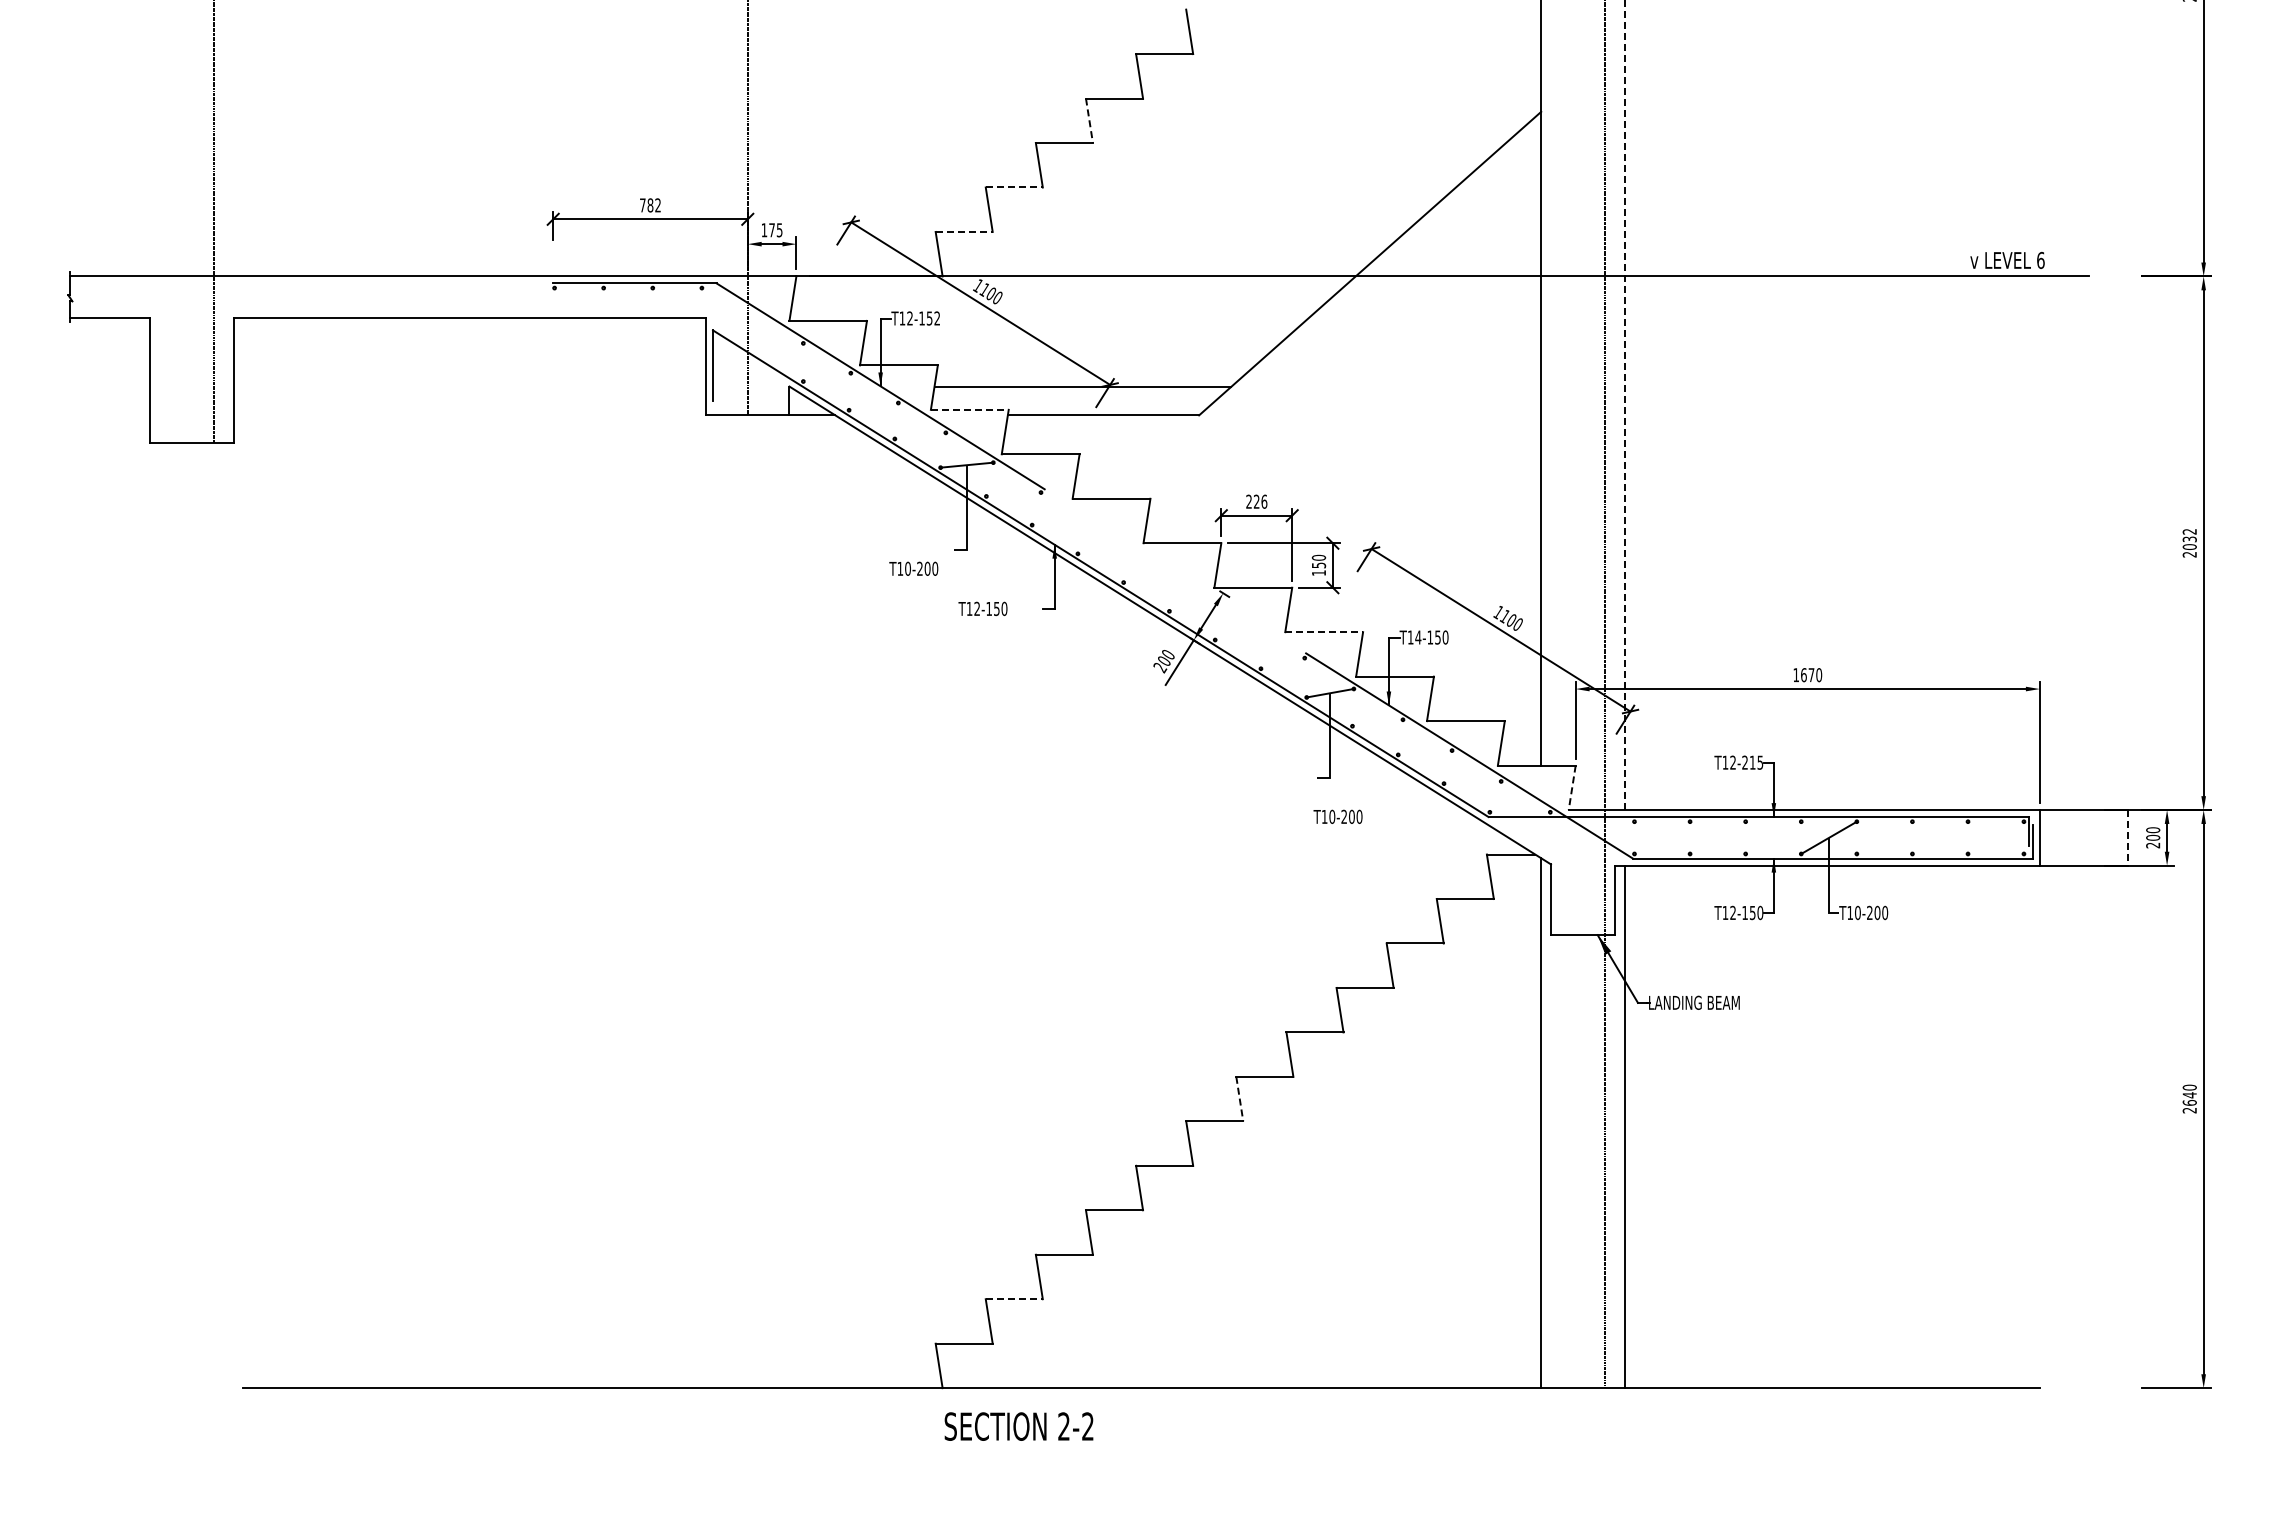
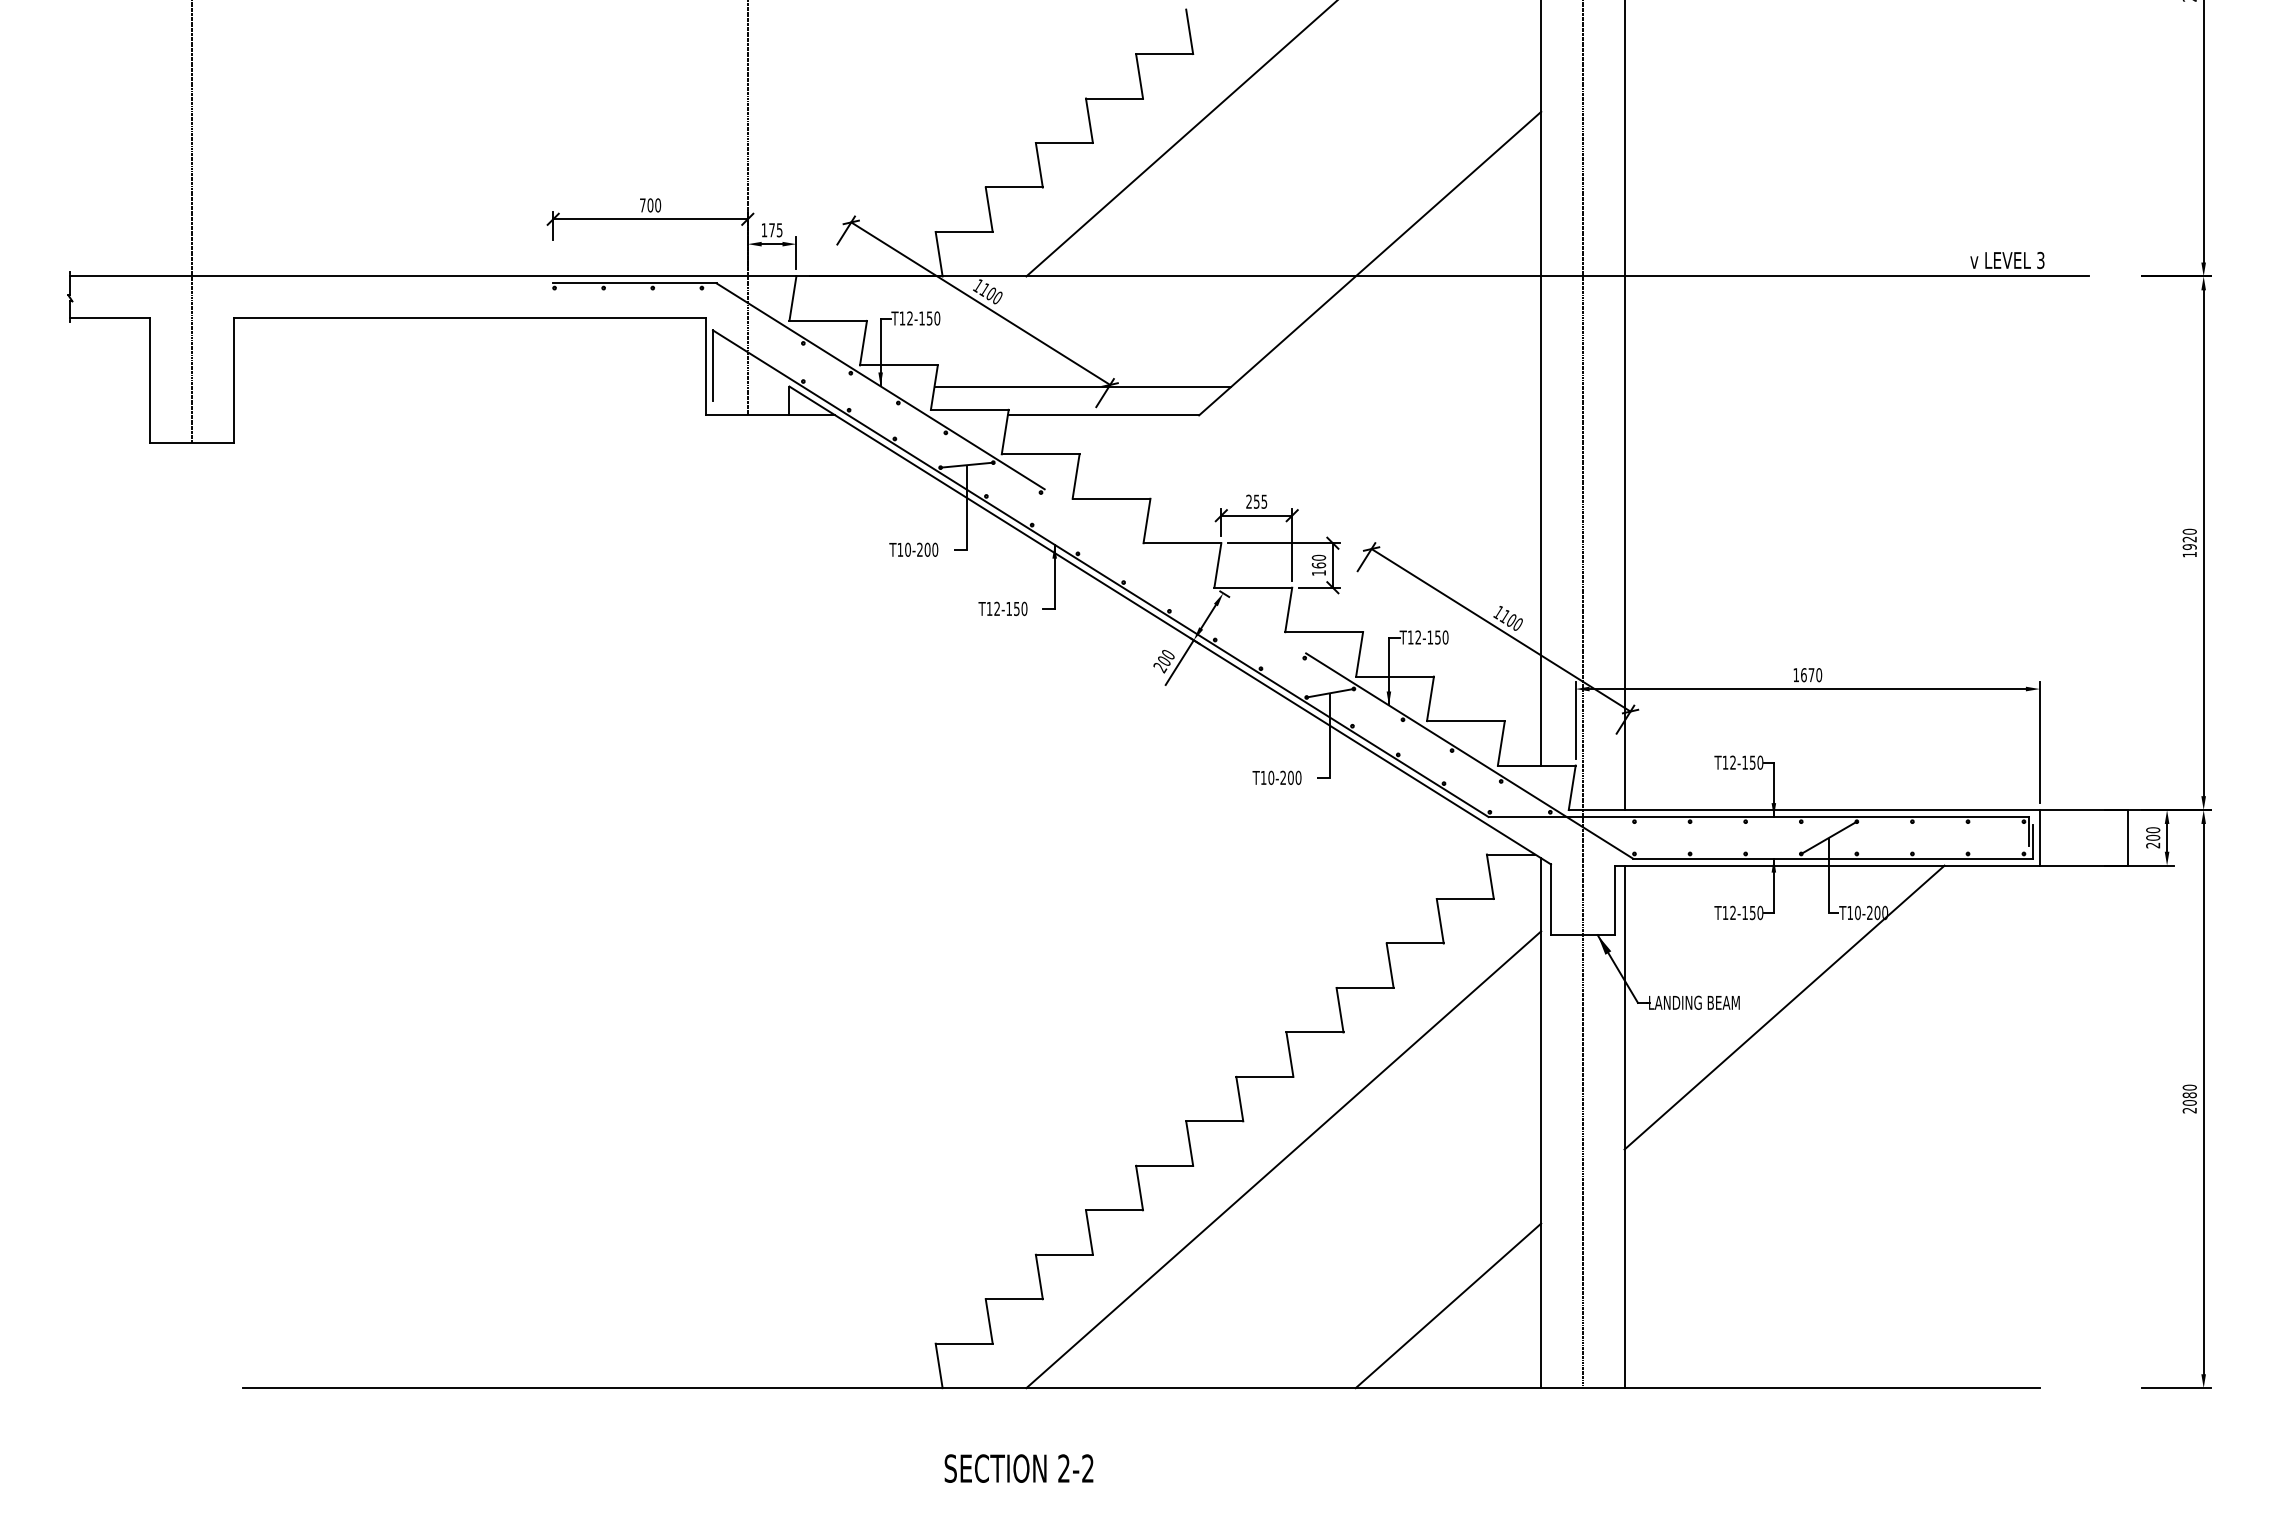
line: dashed -> solid (1089, 120)
line: none -> present (1180, 139)
line: dashed -> solid (1014, 187)
text: 782 -> 700 (654, 205)
line position: (213, 222) -> (191, 222) (191, 222)
line: dashed -> solid (964, 231)
text: 6 -> 3 (2040, 259)
text: T12-152 -> T12-150 (937, 318)
line: dashed -> solid (1624, 405)
line: dashed -> solid (969, 409)
text: 226 -> 255 (1260, 501)
text: 2032 -> 1920 (2189, 542)
text: 150 -> 160 (1318, 565)
text position: (913, 568) -> (913, 549) (913, 549)
text position: (982, 608) -> (1002, 608) (1002, 608)
line: dashed -> solid (1324, 632)
text: T14-150 -> T12-150 (1418, 637)
line position: (1604, 695) -> (1582, 695) (1582, 695)
text: T12-215 -> T12-150 (1752, 762)
line: dashed -> solid (1572, 787)
text position: (1337, 816) -> (1276, 777) (1276, 777)
line: dashed -> solid (2128, 837)
line: none -> present (1784, 1007)
text: 2640 -> 2080 (2189, 1098)
line: dashed -> solid (1239, 1099)
line: none -> present (1283, 1159)
line: dashed -> solid (1014, 1299)
line: none -> present (1448, 1305)
text position: (1018, 1426) -> (1018, 1468) (1018, 1468)
